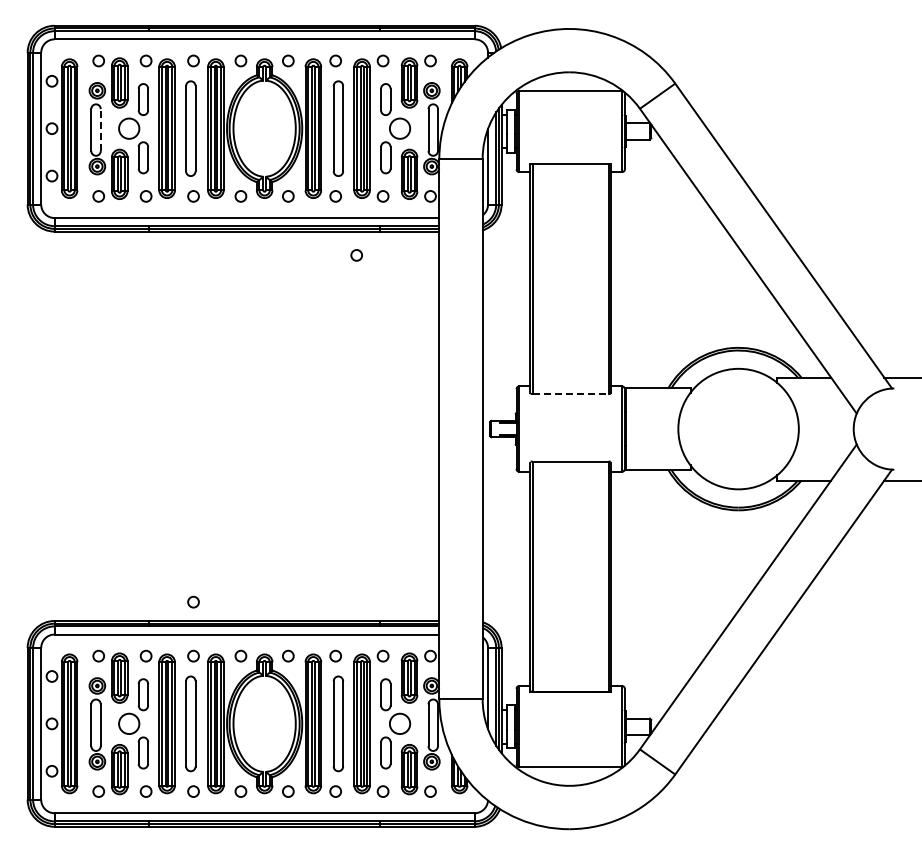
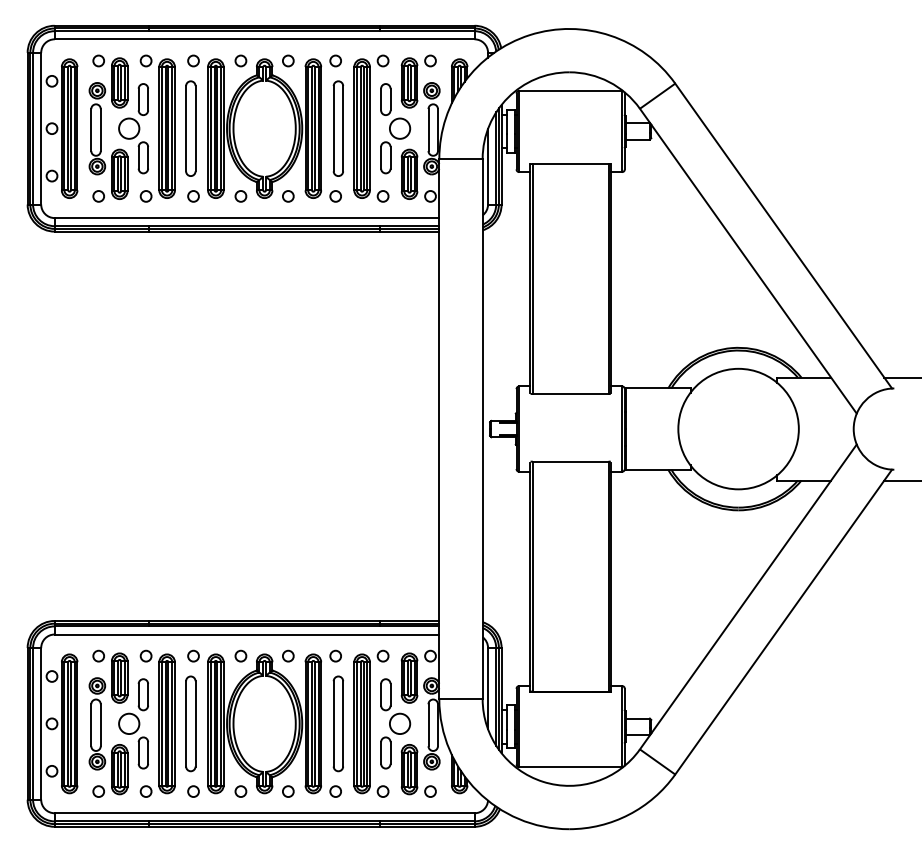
line: dashed -> solid (100, 130)
circle: present -> none (356, 255)
line: dashed -> solid (570, 394)
circle: present -> none (193, 601)
